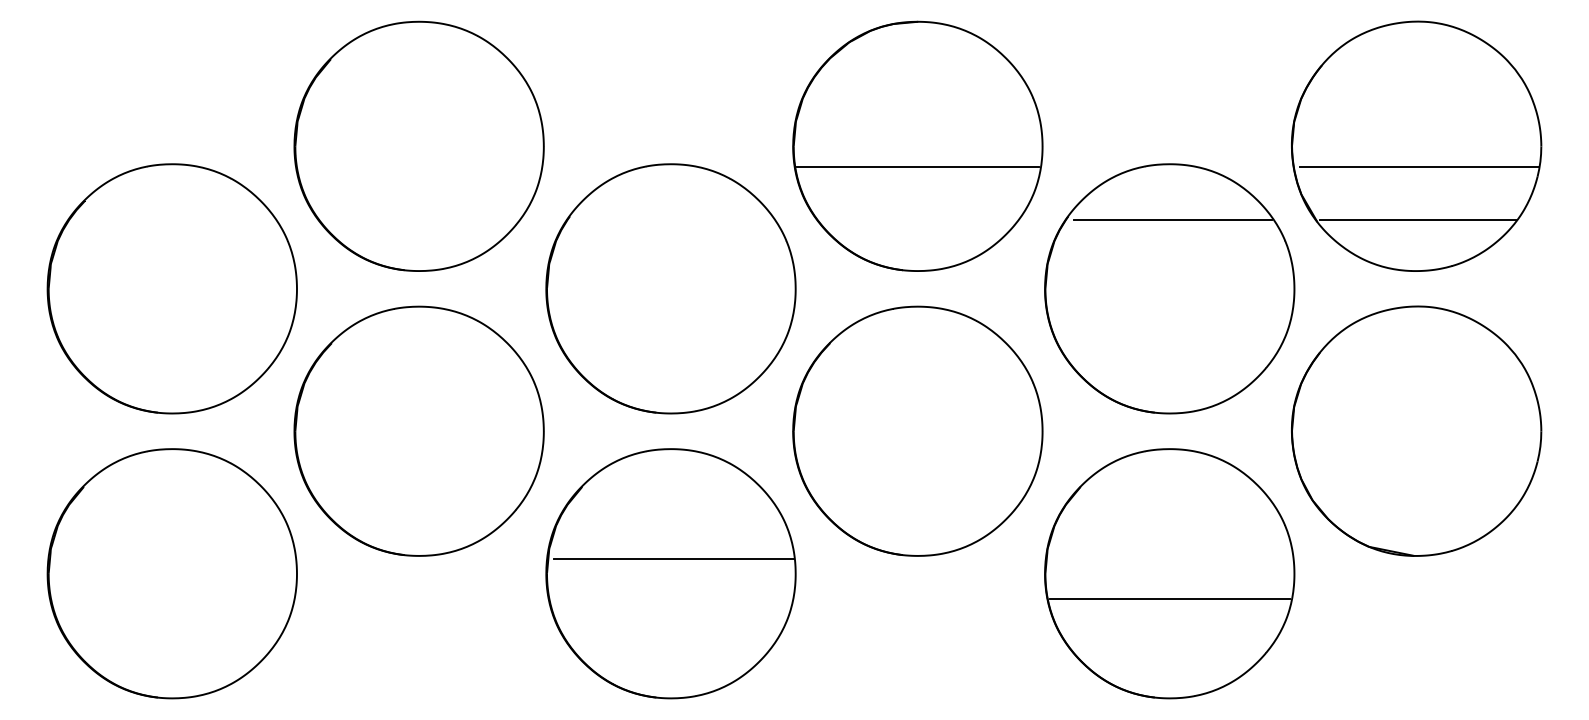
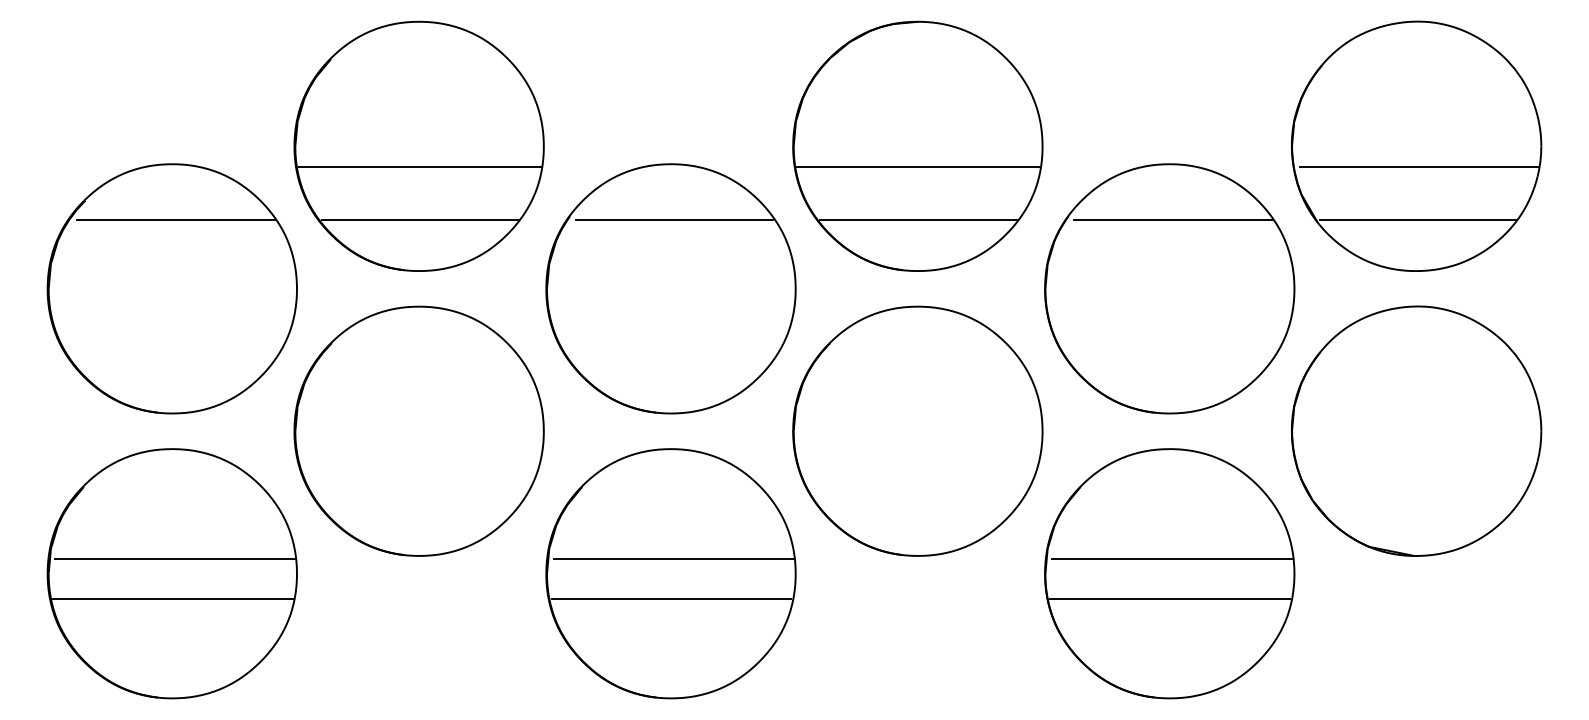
line: none -> present (419, 166)
line: none -> present (175, 220)
line: none -> present (419, 220)
line: none -> present (674, 220)
line: none -> present (917, 220)
line: none -> present (174, 558)
line: none -> present (1172, 558)
line: none -> present (172, 598)
line: none -> present (671, 598)
